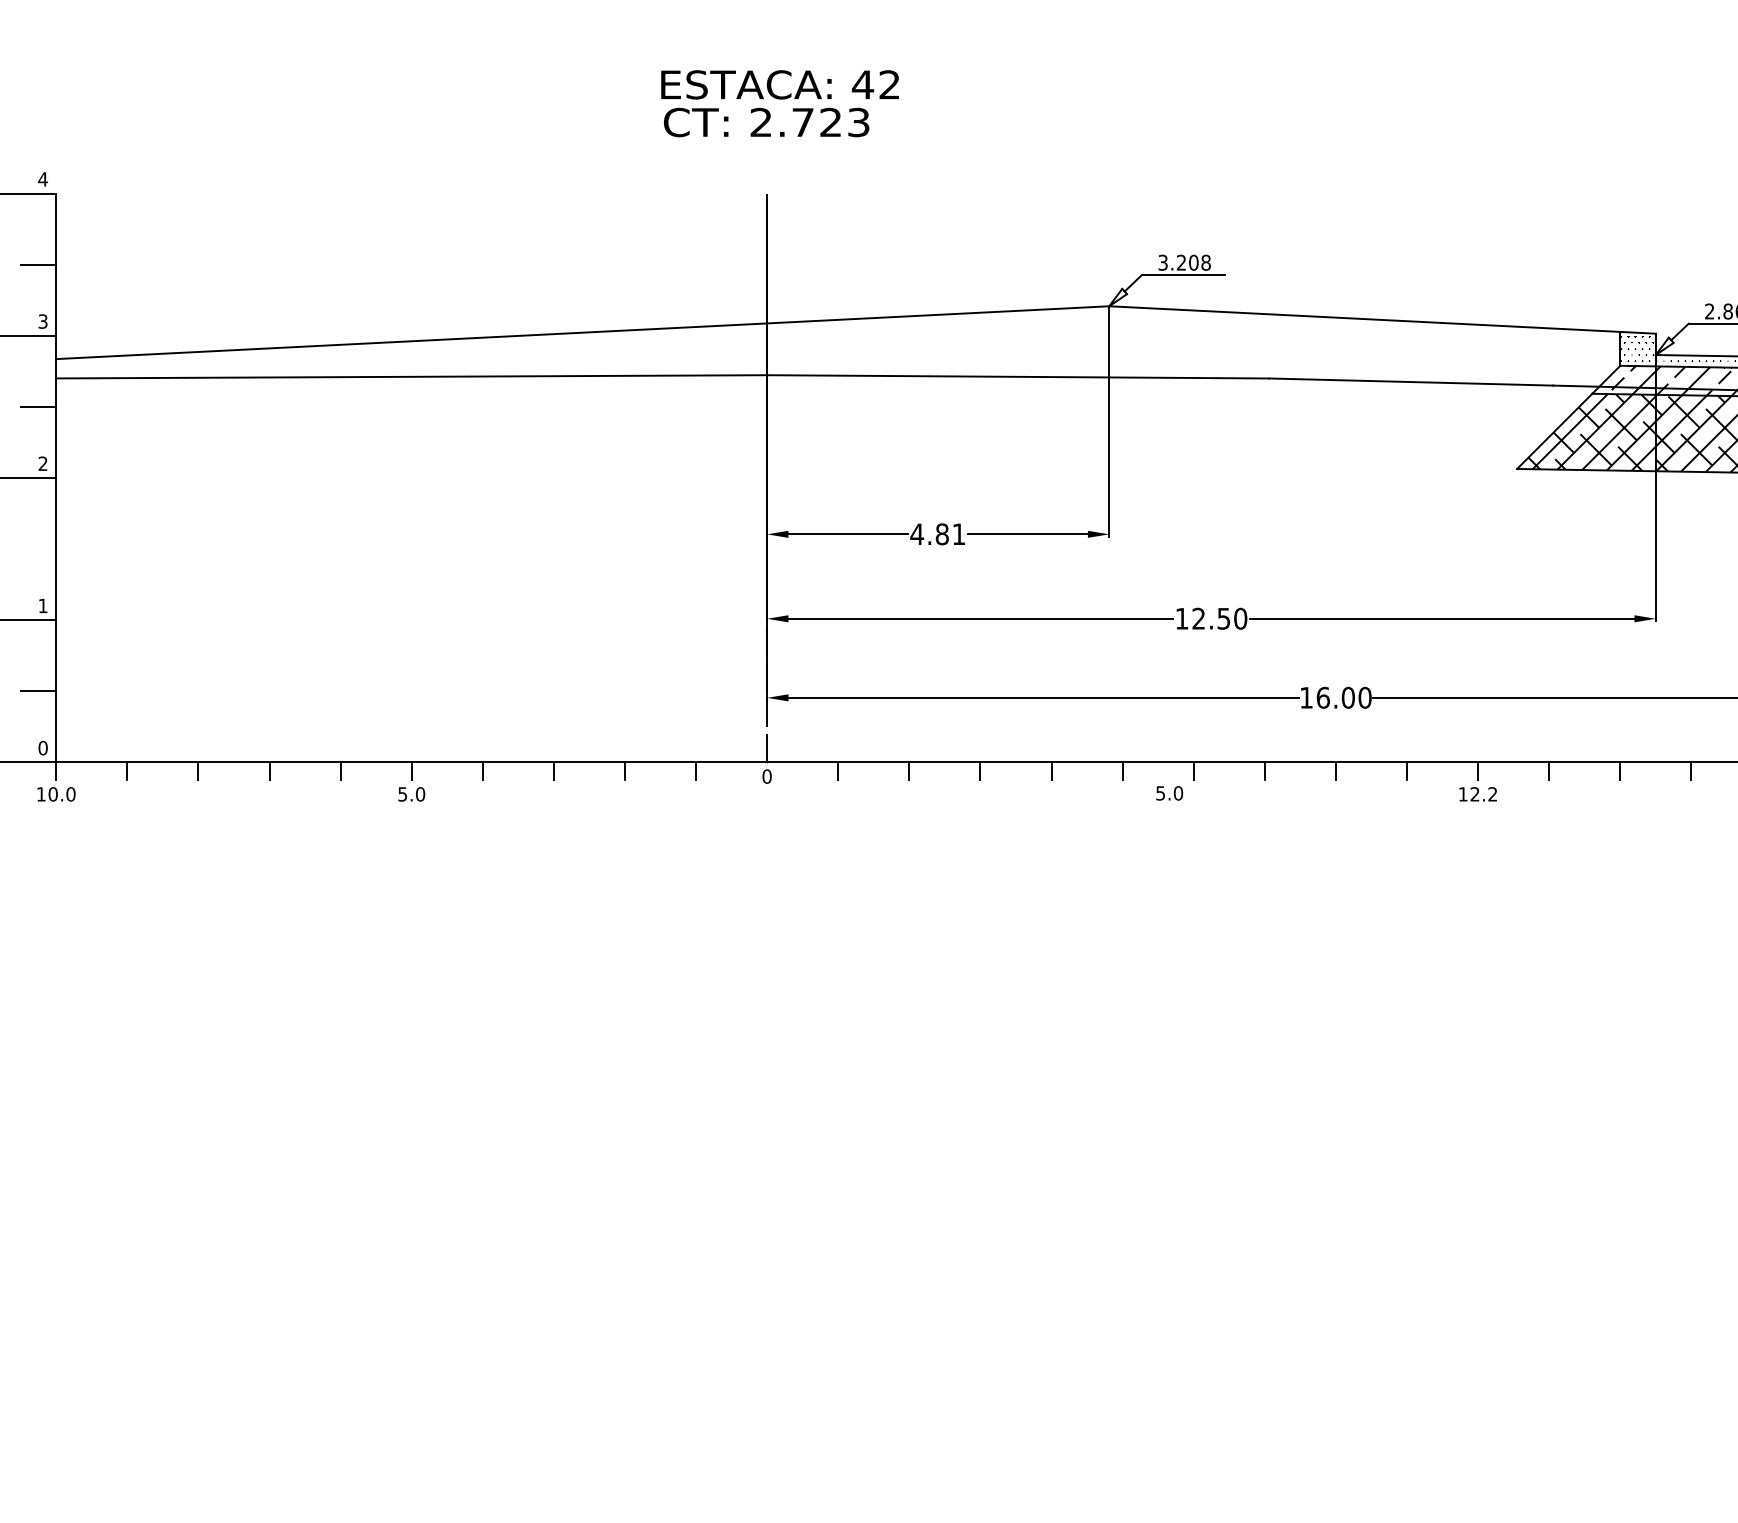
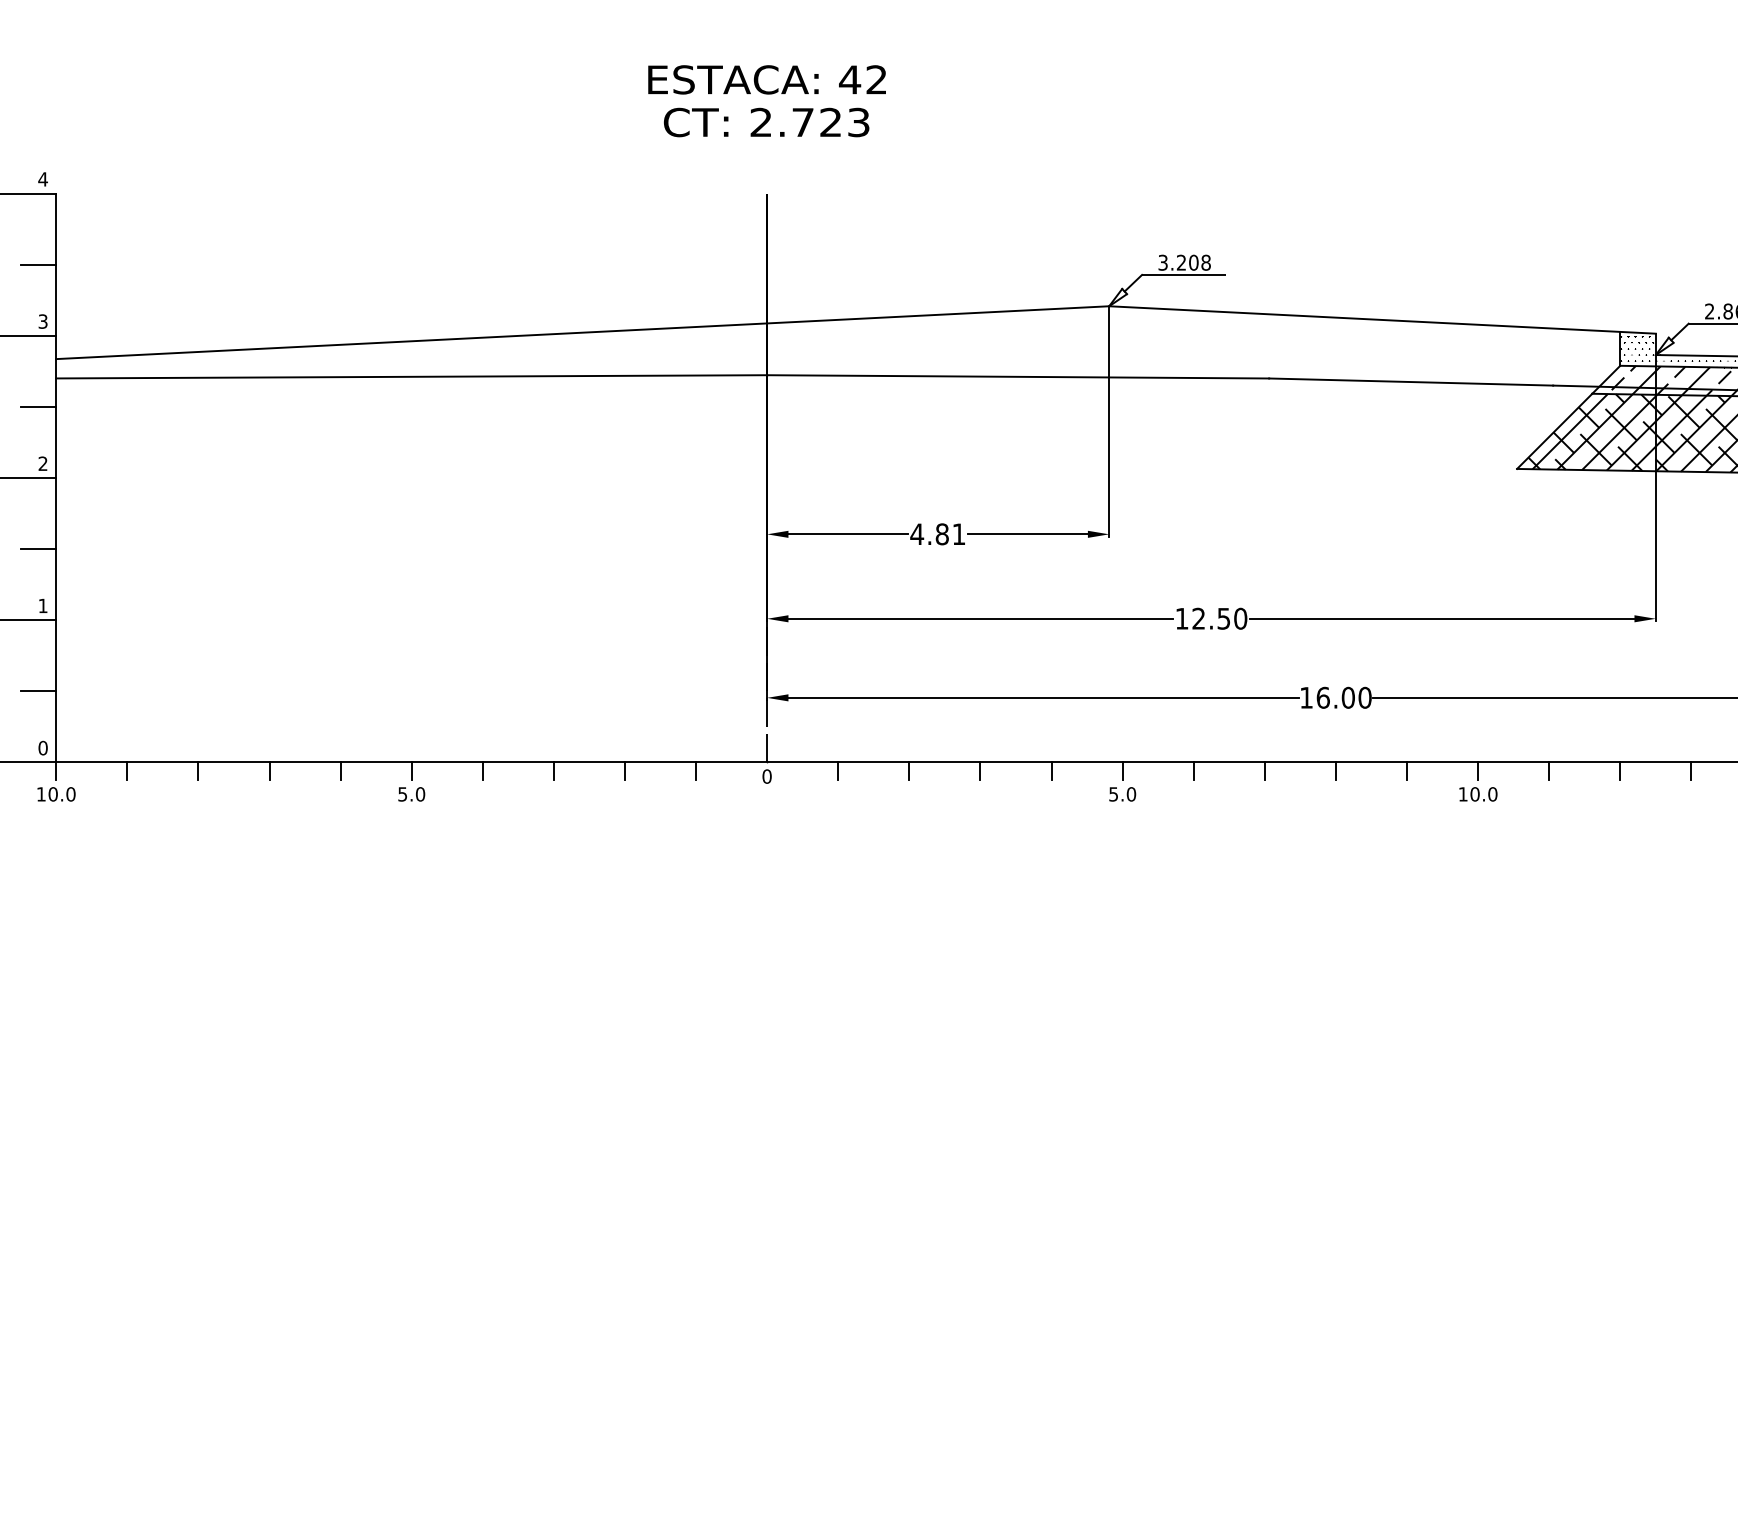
text position: (779, 84) -> (766, 79) (766, 79)
line: none -> present (38, 549)
text position: (1169, 793) -> (1122, 794) (1122, 794)
text: 12.2 -> 10.0 (1483, 794)
